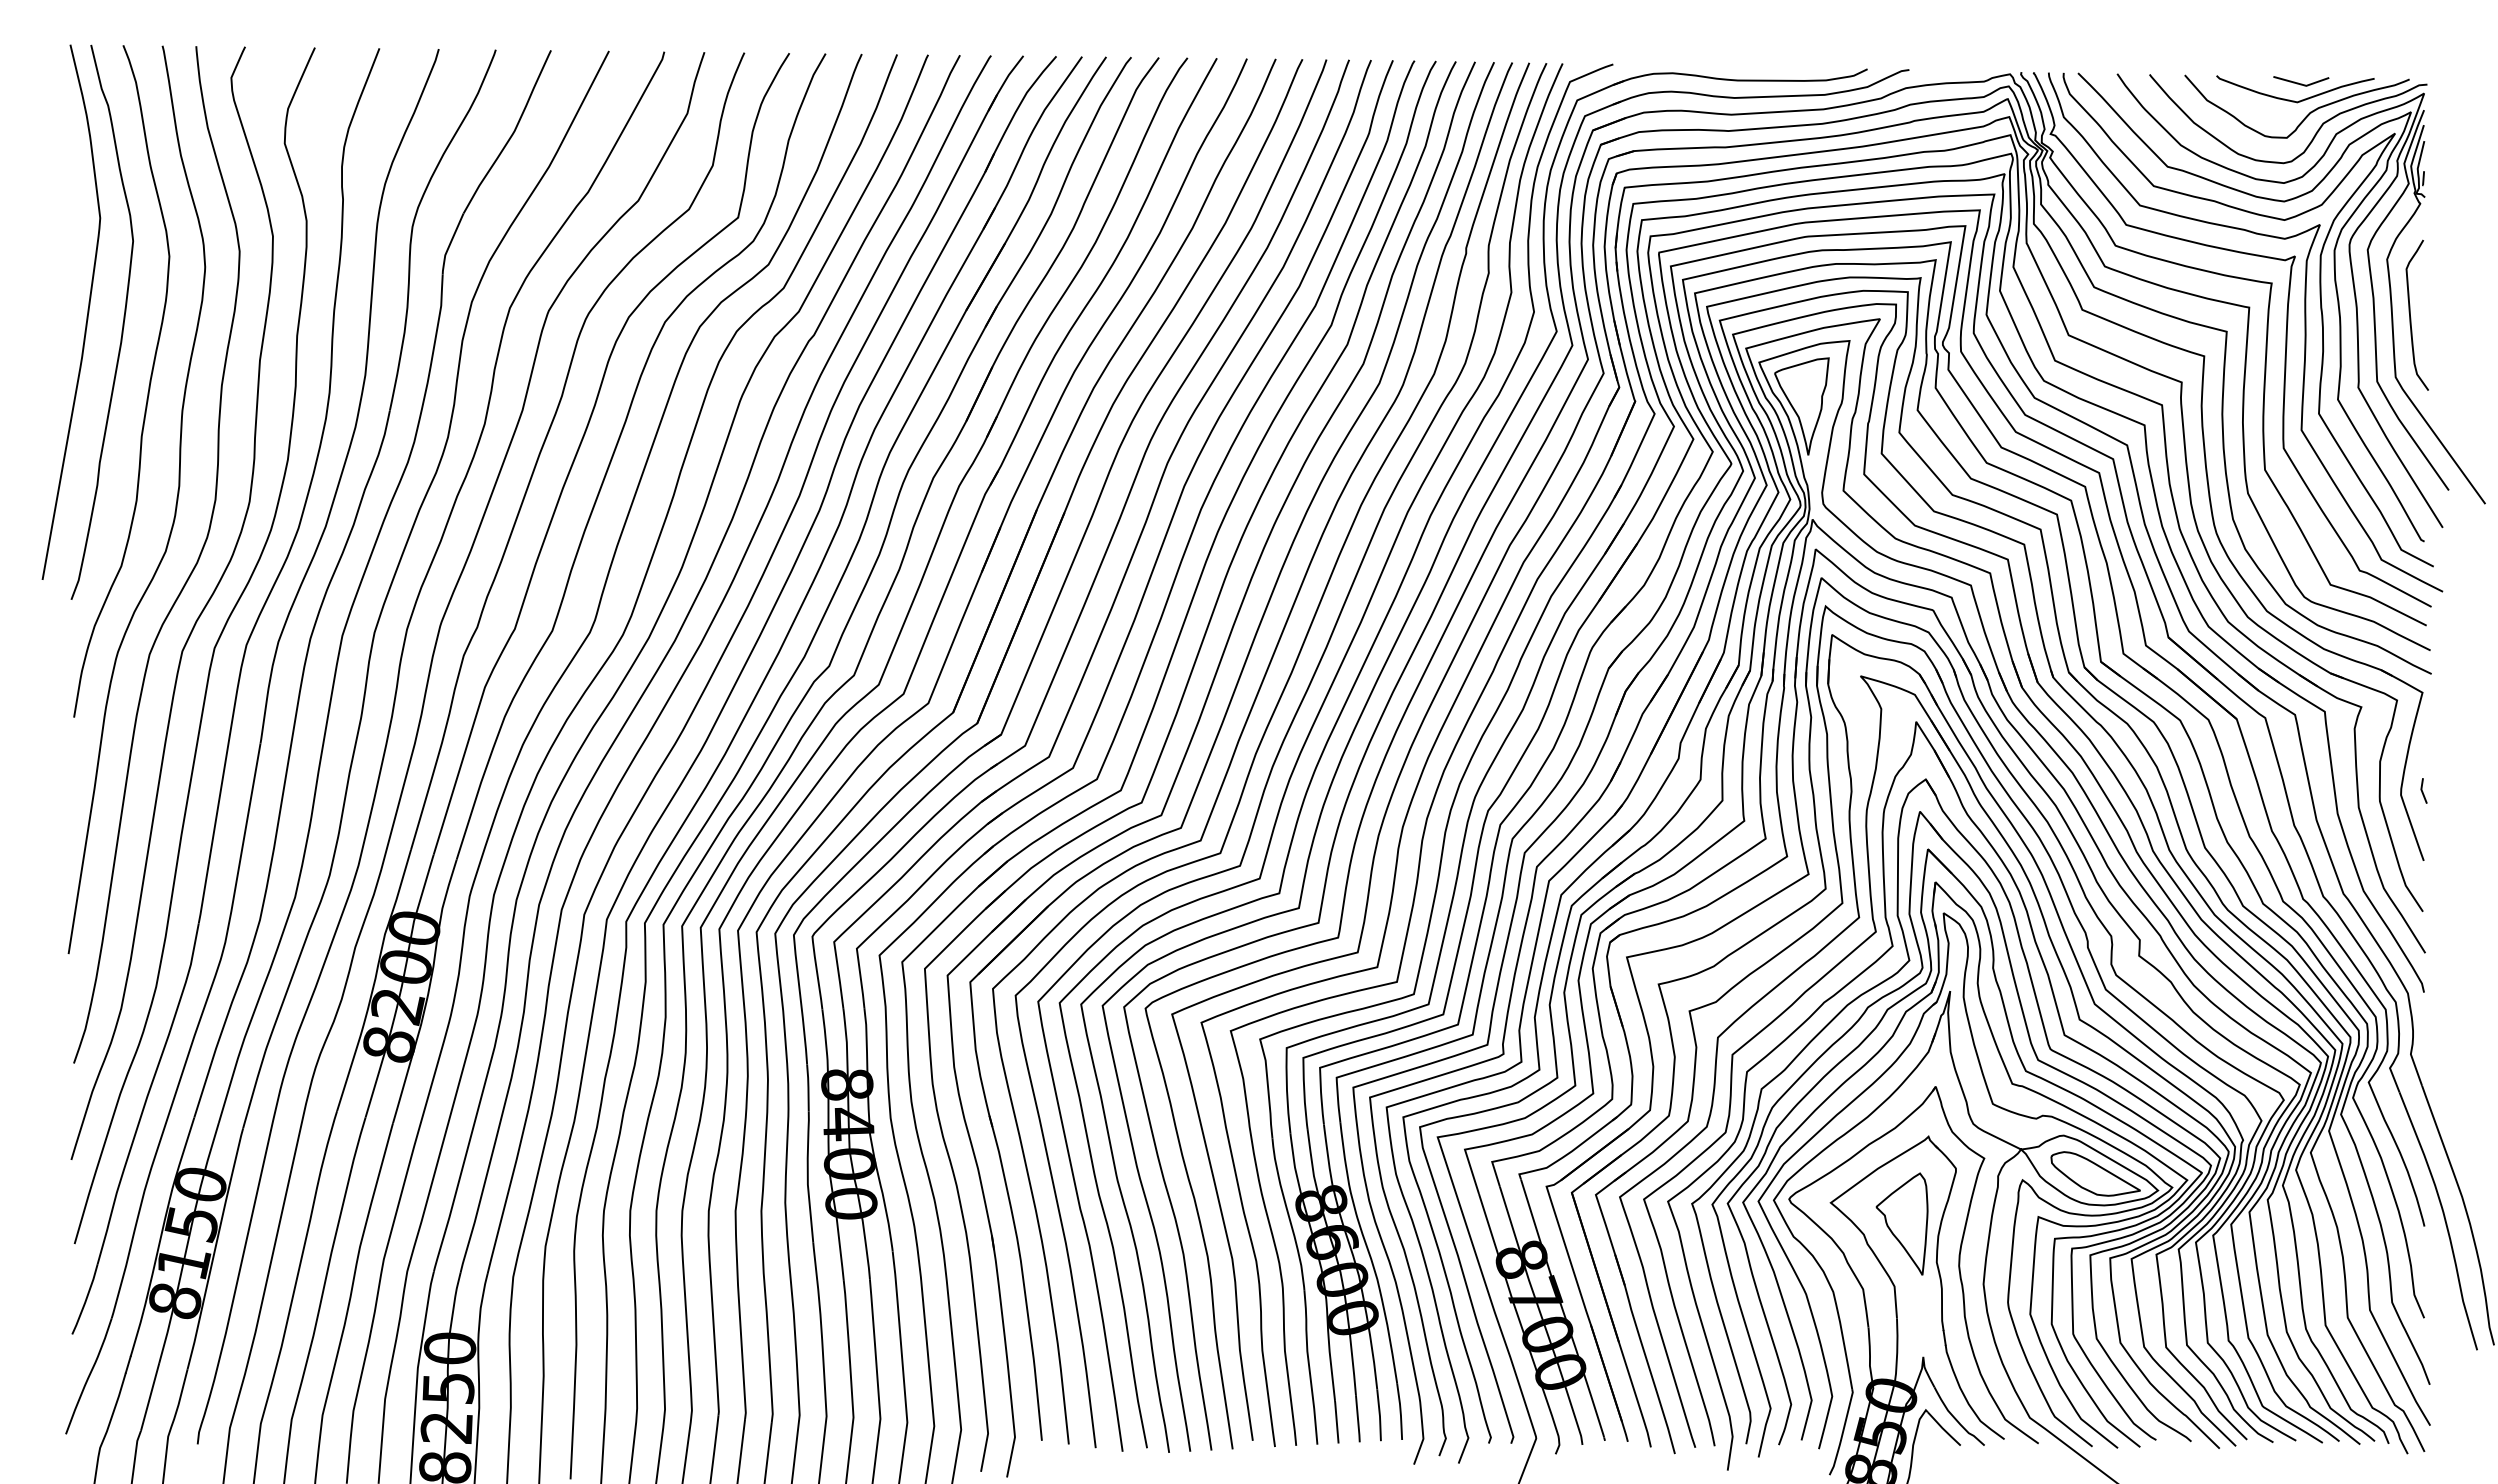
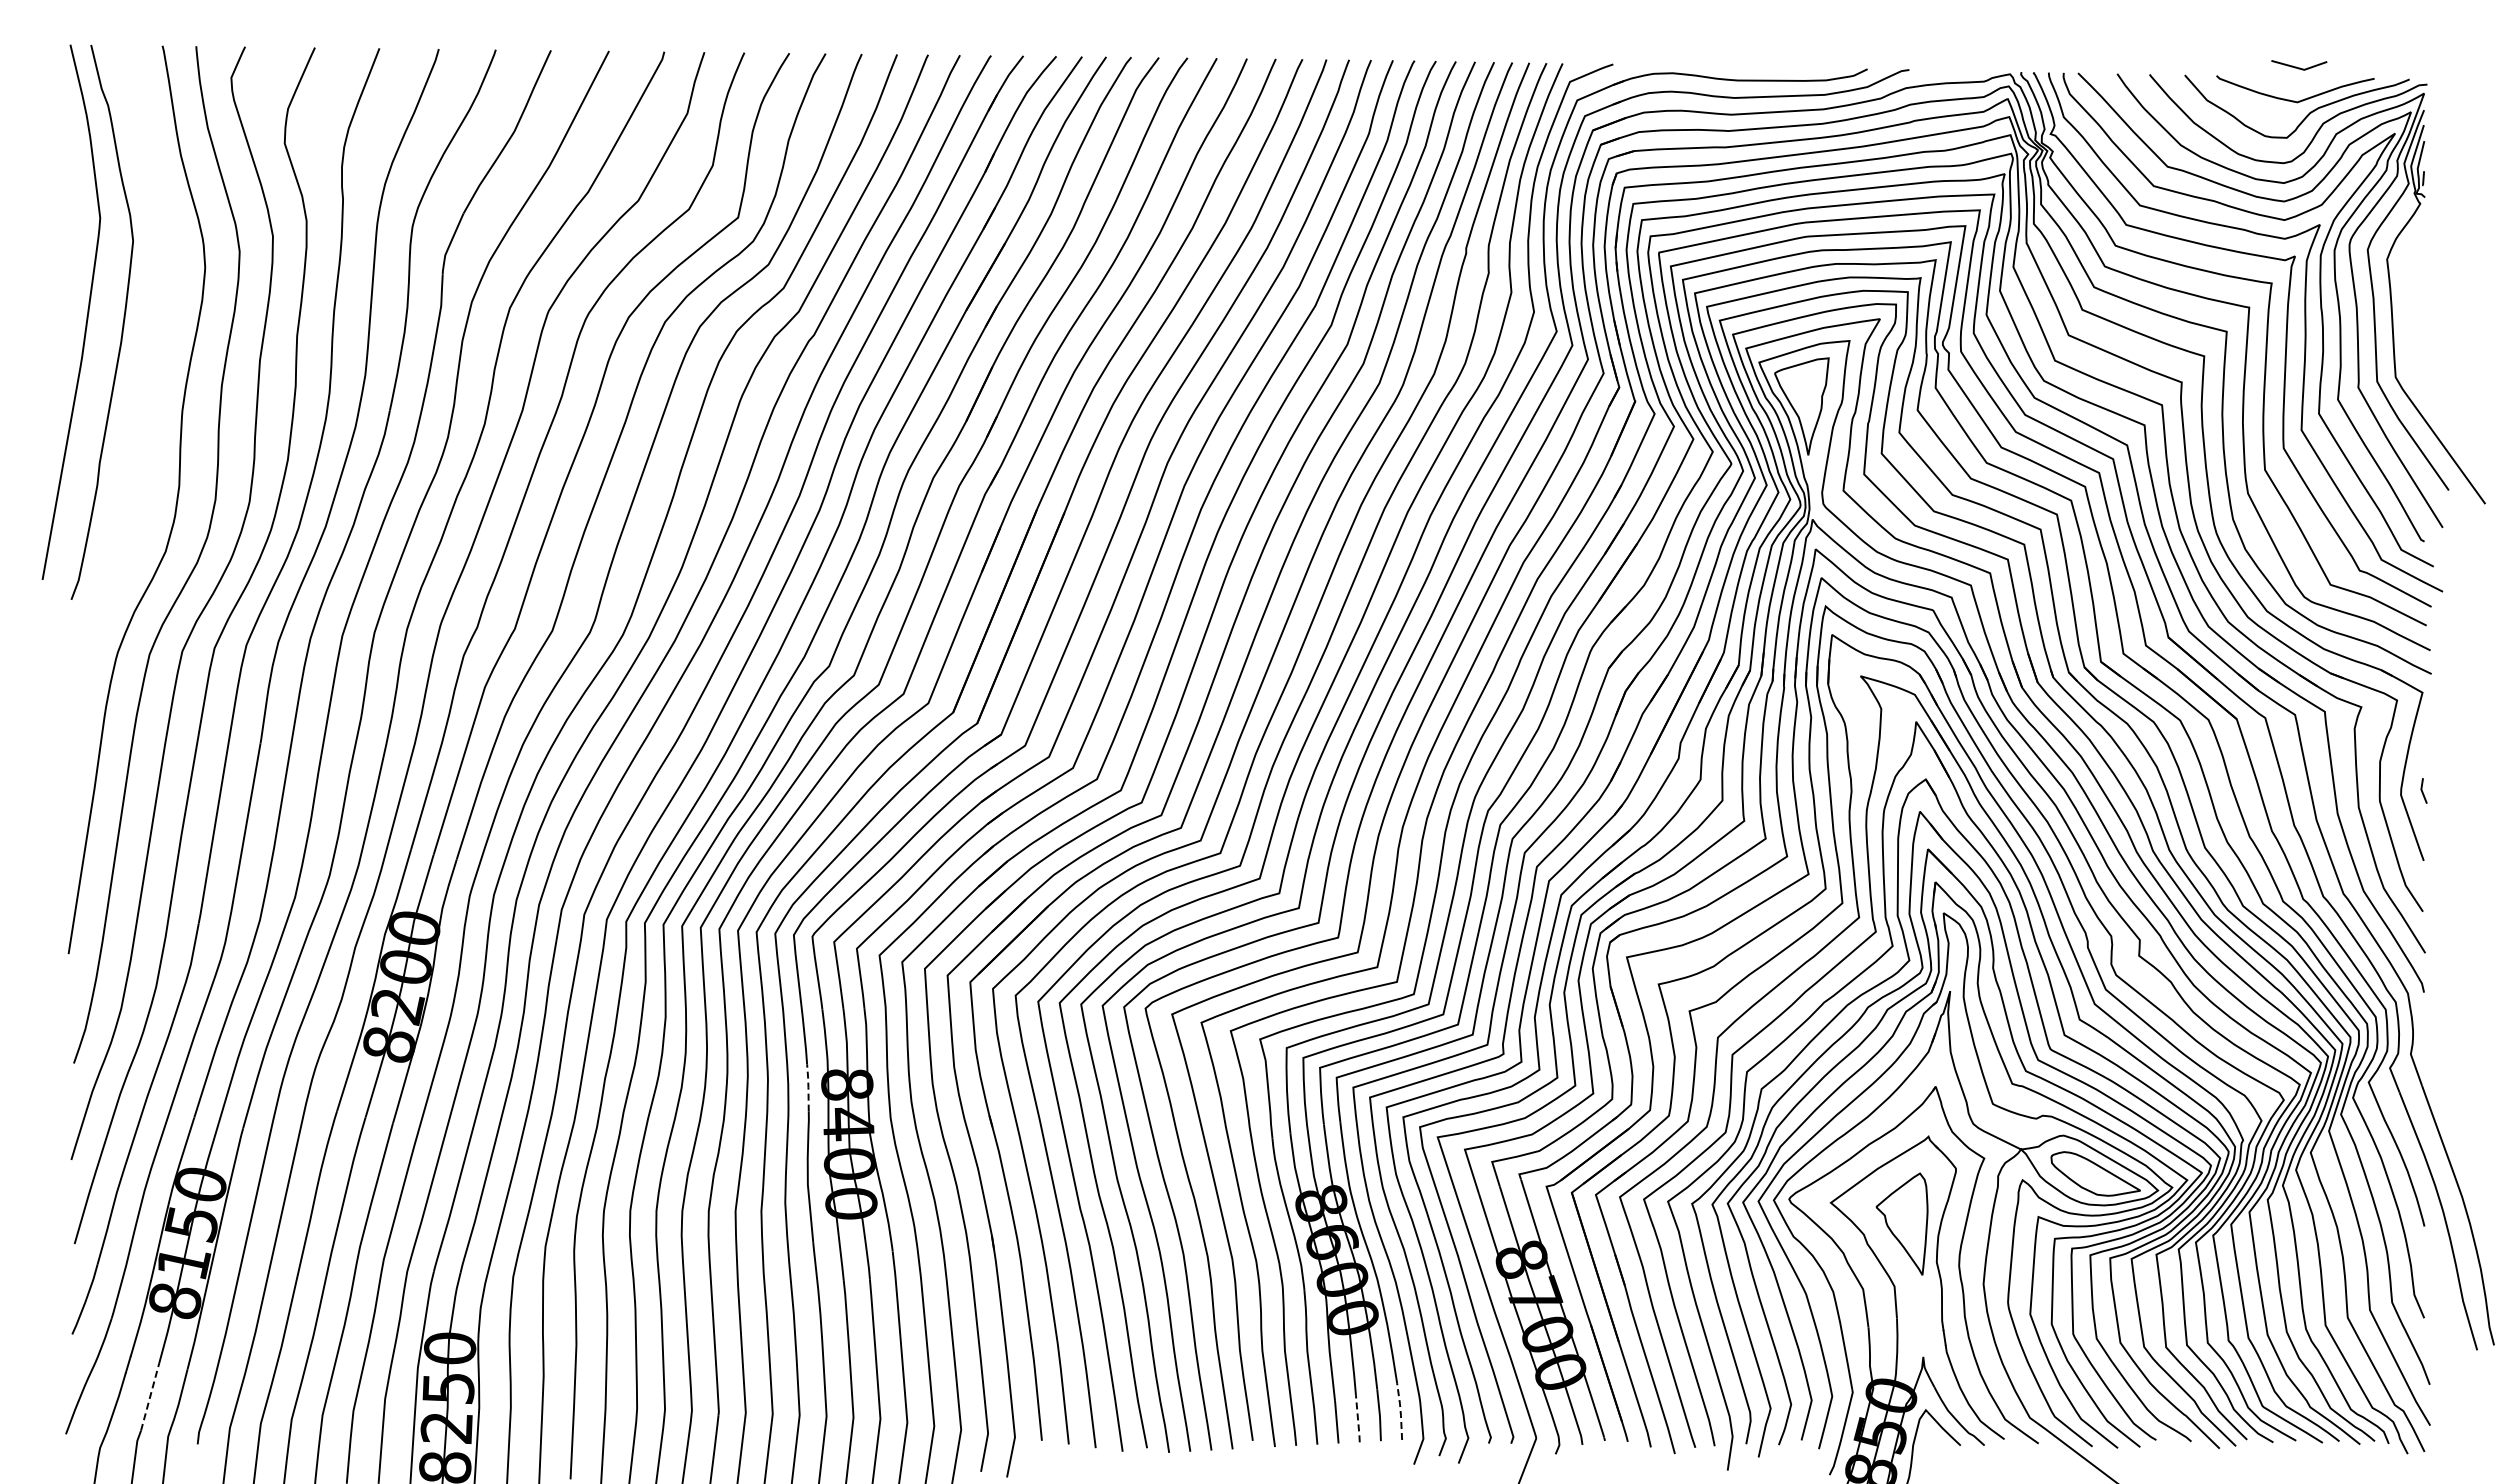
line position: (2301, 83) -> (2299, 67) (2299, 67)
curve: present -> none (2411, 317)
curve: present -> none (148, 385)
line: solid -> dashed (808, 1087)
line: solid -> dashed (149, 1397)
line: solid -> dashed (1400, 1411)
line: solid -> dashed (1357, 1418)
